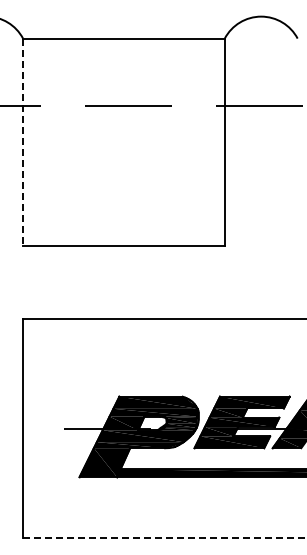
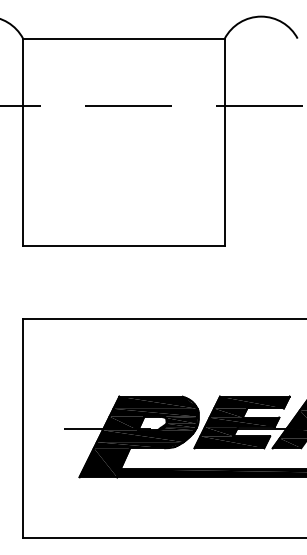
line: dashed -> solid (23, 142)
line: dashed -> solid (164, 538)
